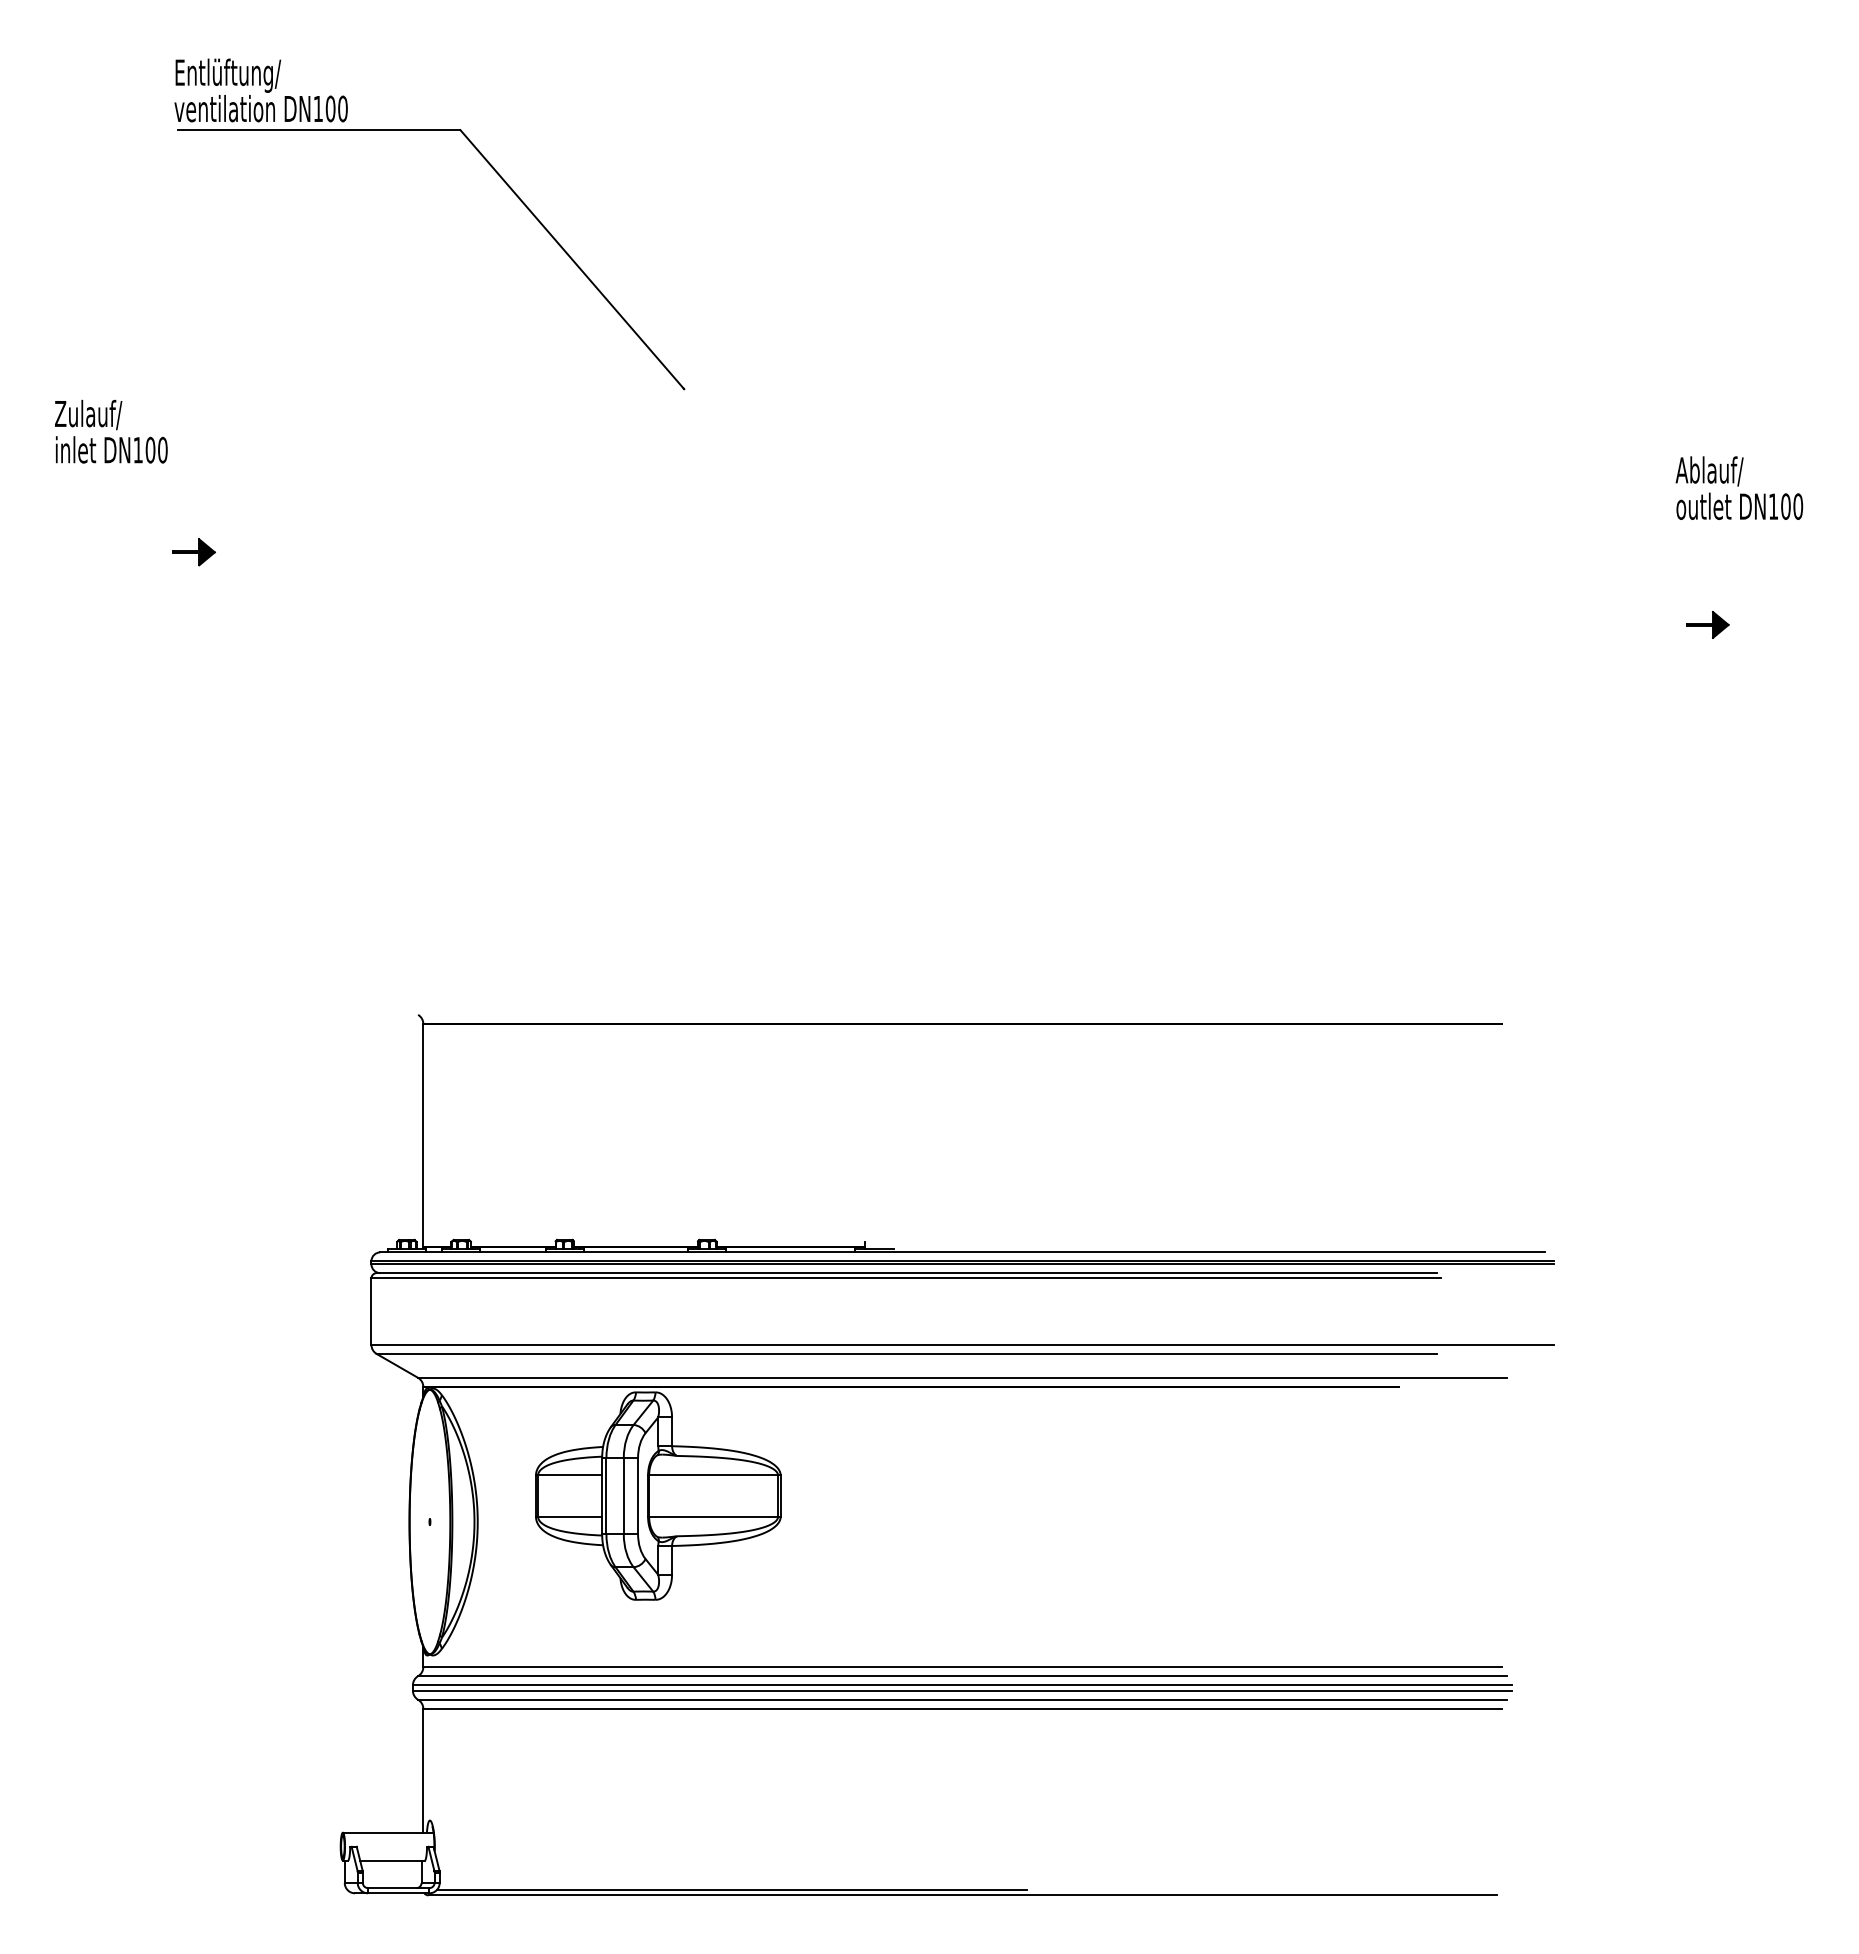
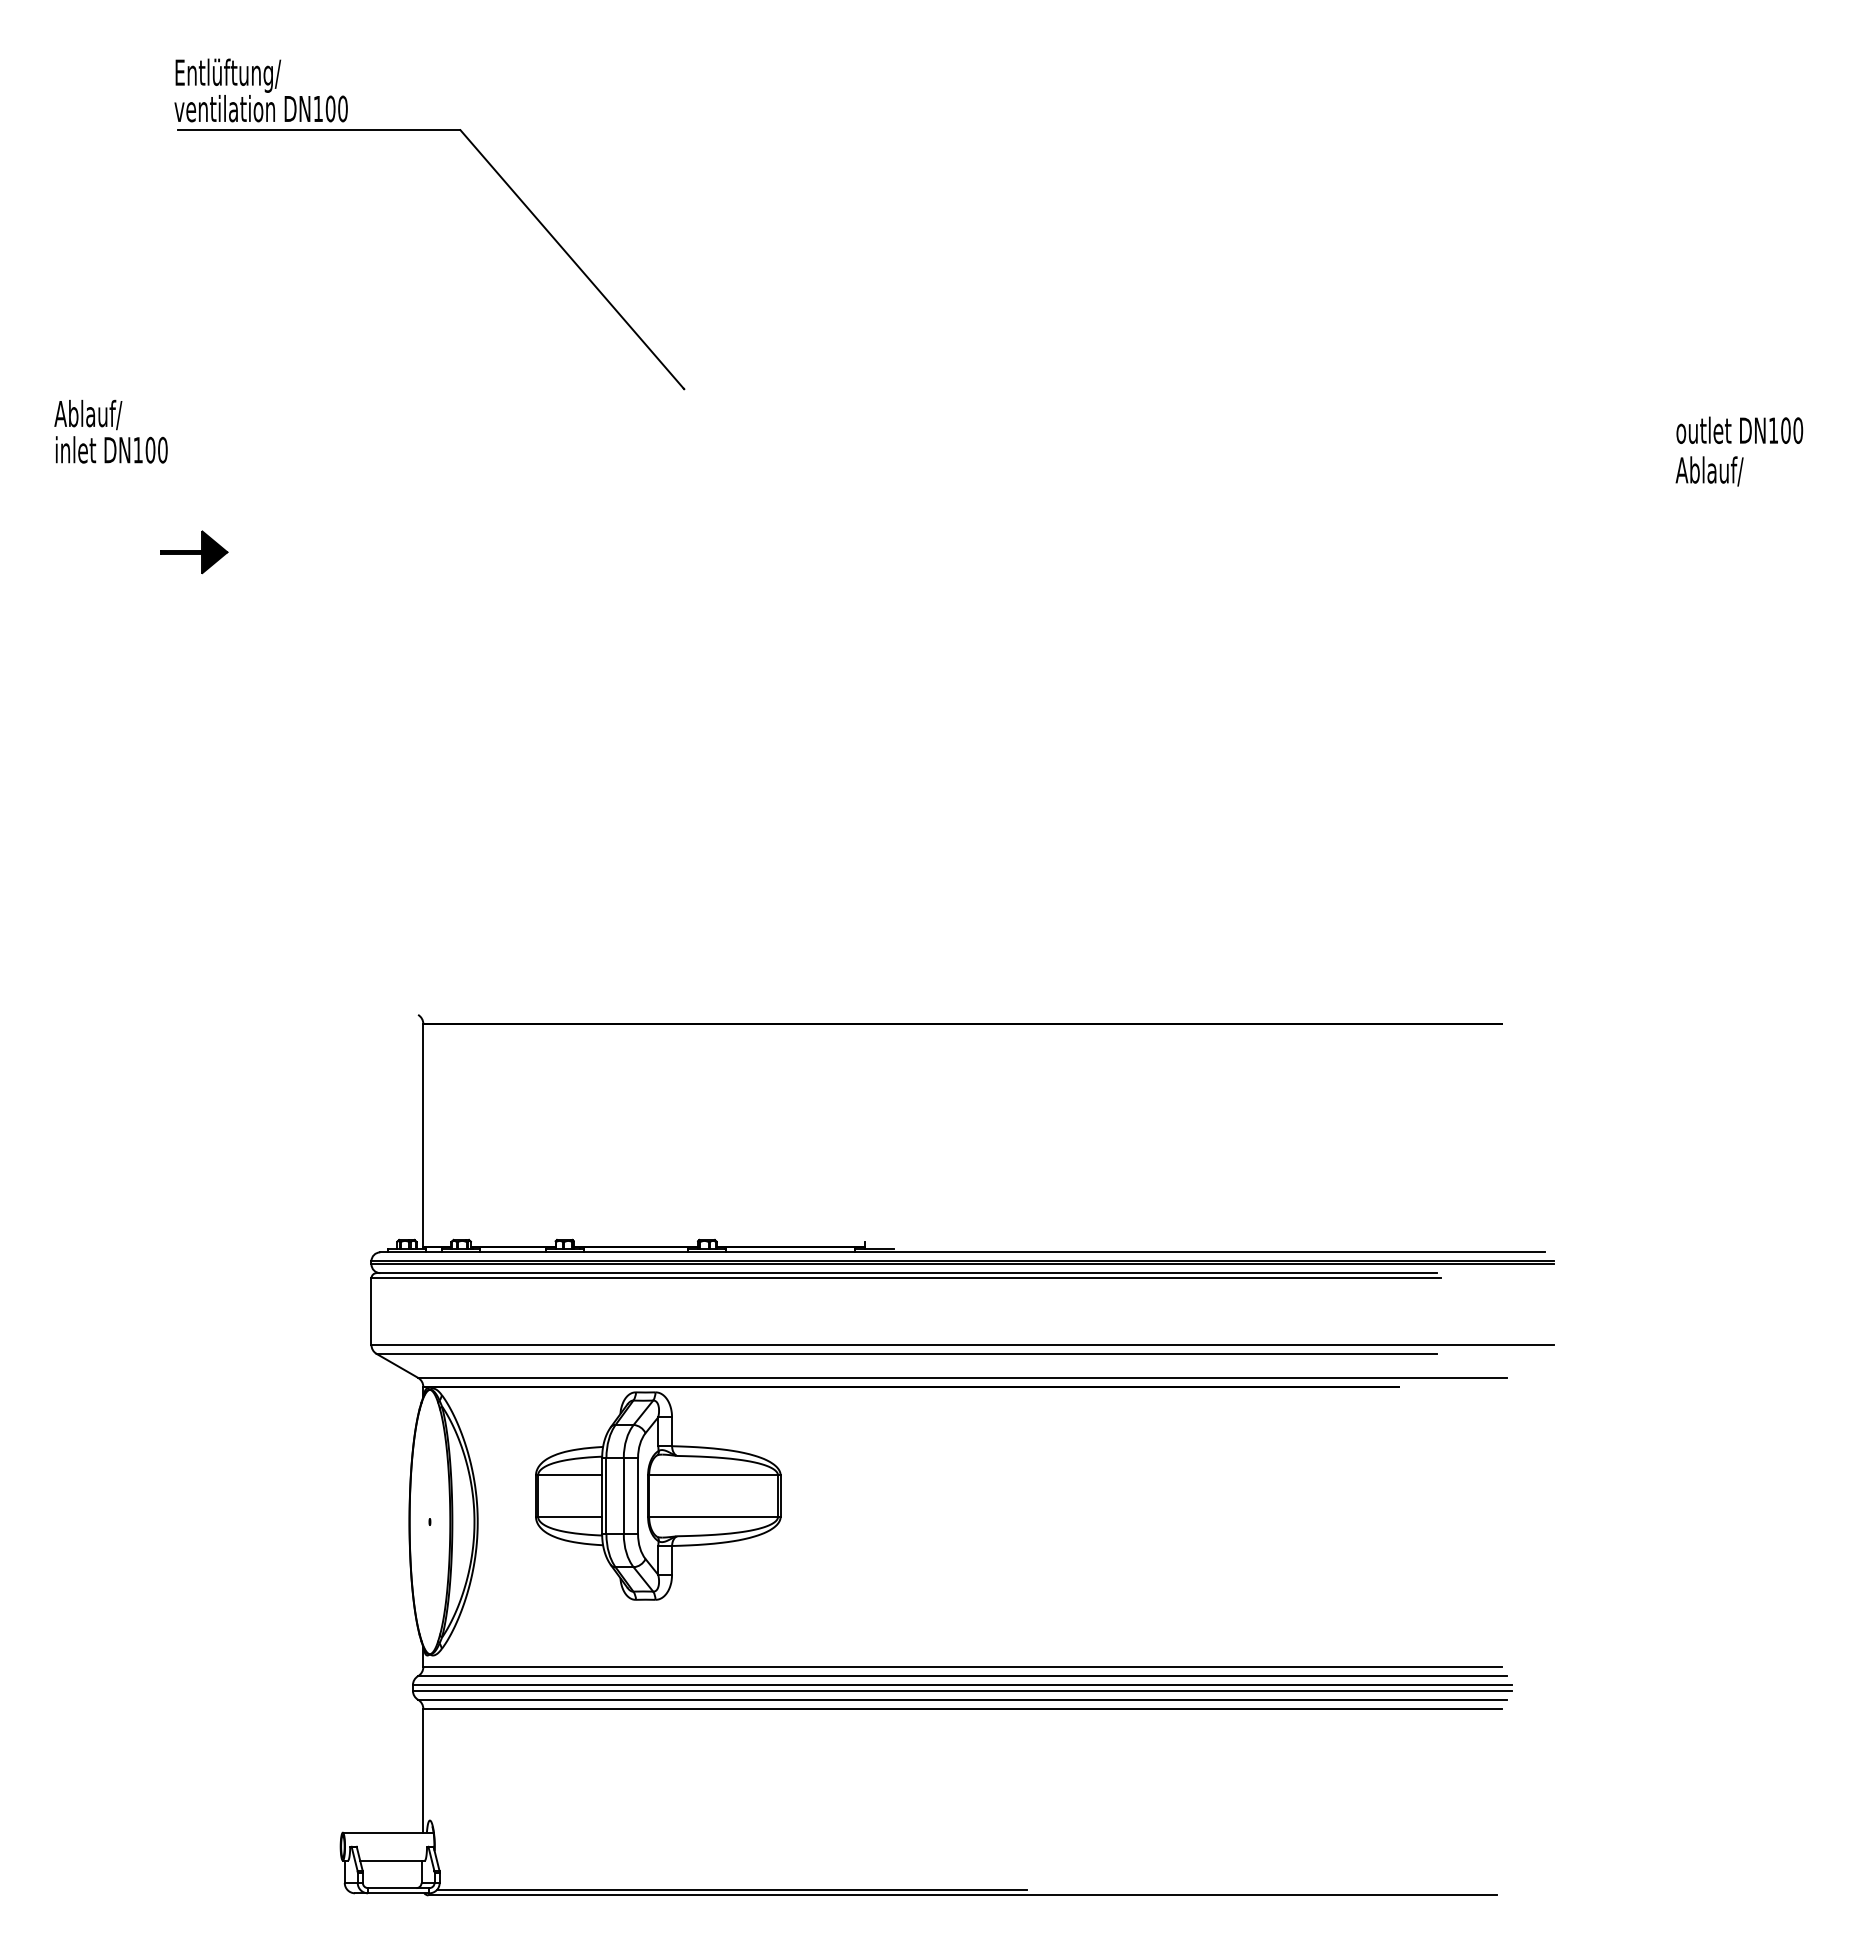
text: Zulauf/ -> Ablauf/ (66, 413)
text position: (1739, 505) -> (1739, 429) (1739, 429)
part size: 44x29 px -> 69x45 px (194, 552)
part: present -> none (1707, 624)
